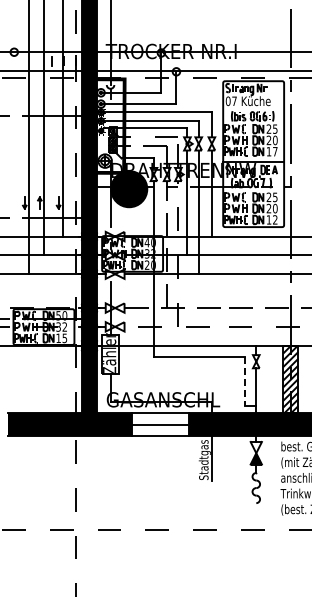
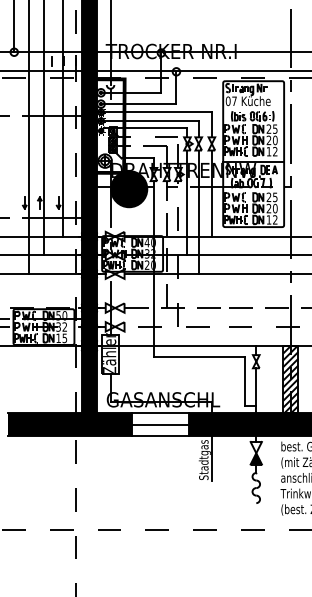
line: none -> present (14, 27)
text: 17 -> 12 (275, 151)
line: dashed -> solid (245, 381)
